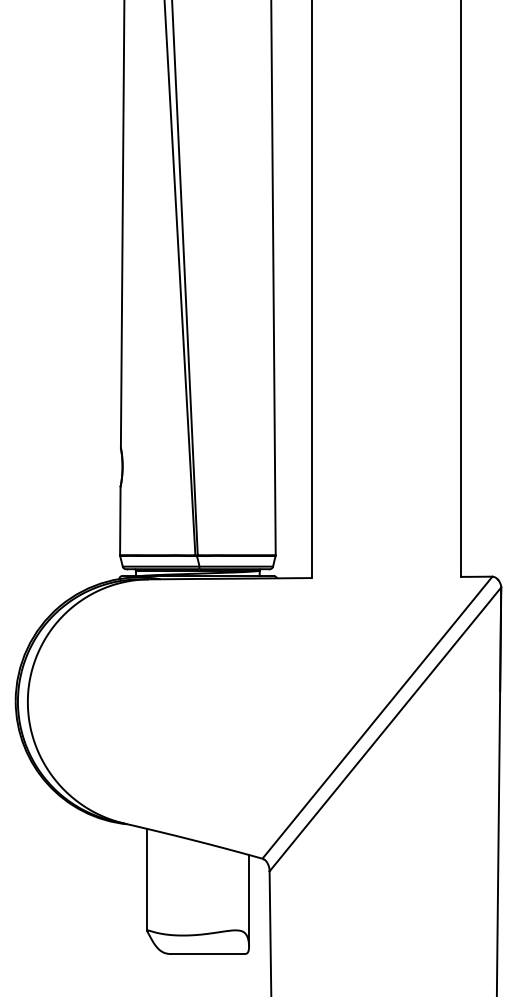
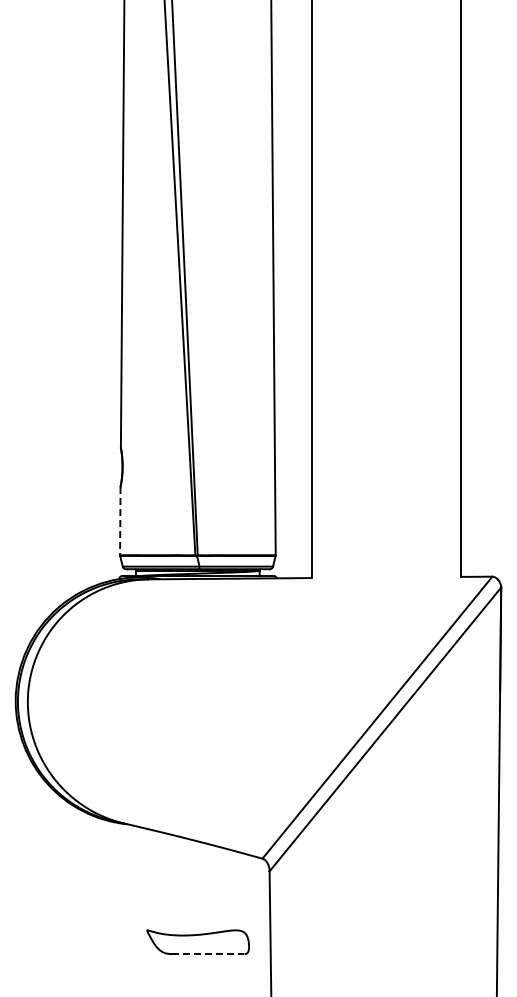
line: solid -> dashed (120, 521)
line: present -> none (147, 879)
line: present -> none (249, 900)
line: solid -> dashed (208, 954)
